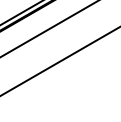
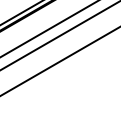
line: none -> present (59, 35)
